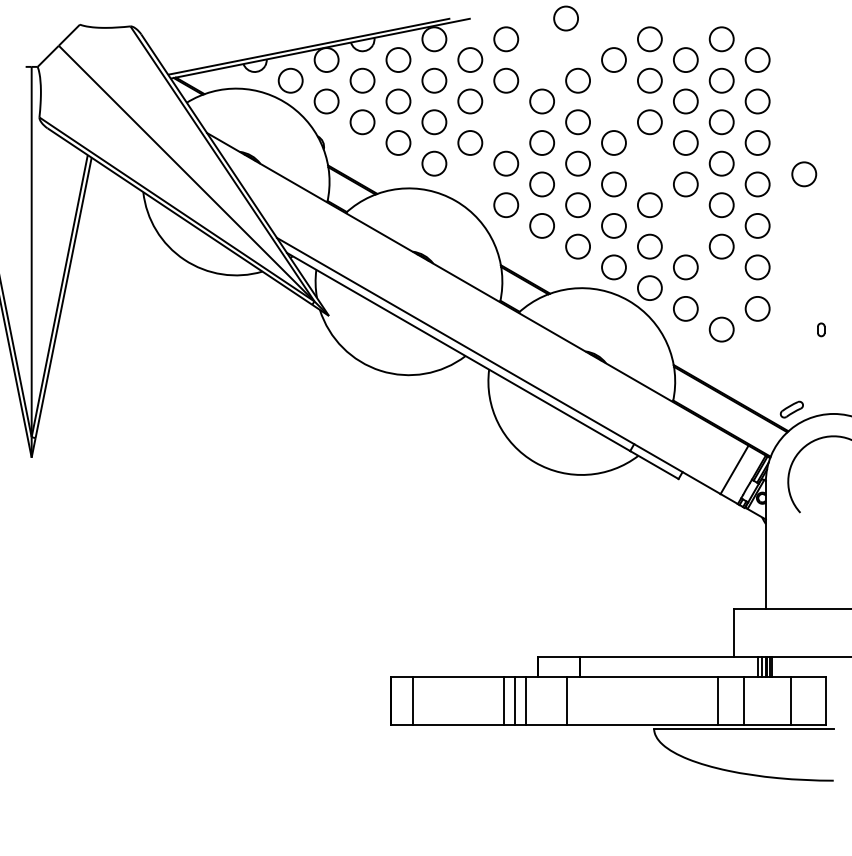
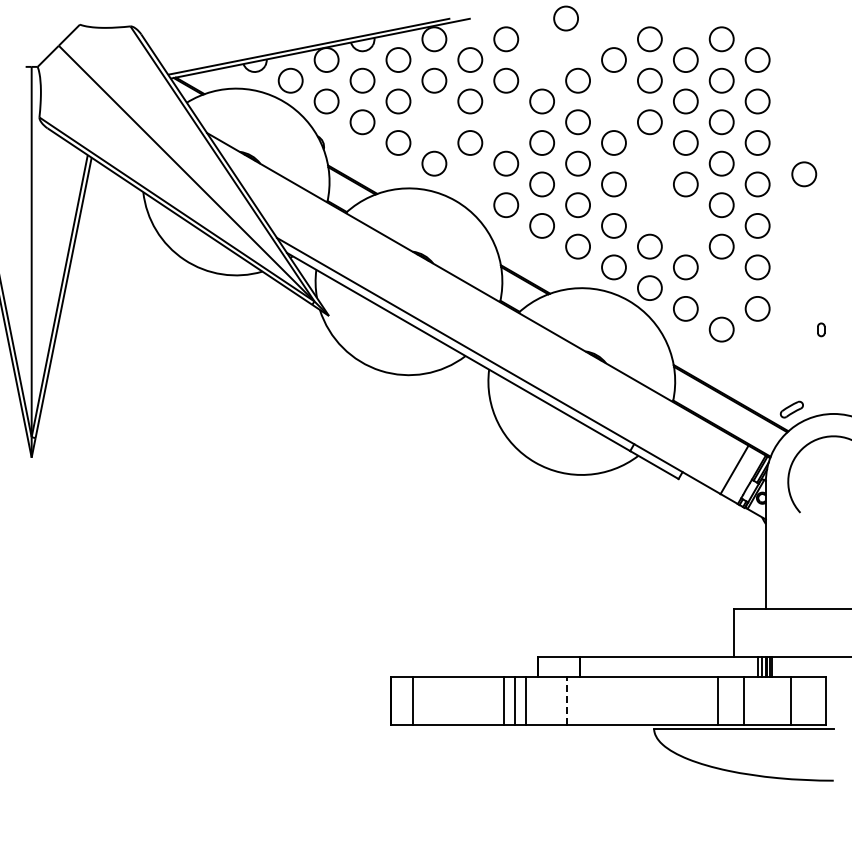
circle: present -> none (434, 122)
circle: present -> none (649, 205)
line: solid -> dashed (566, 700)
